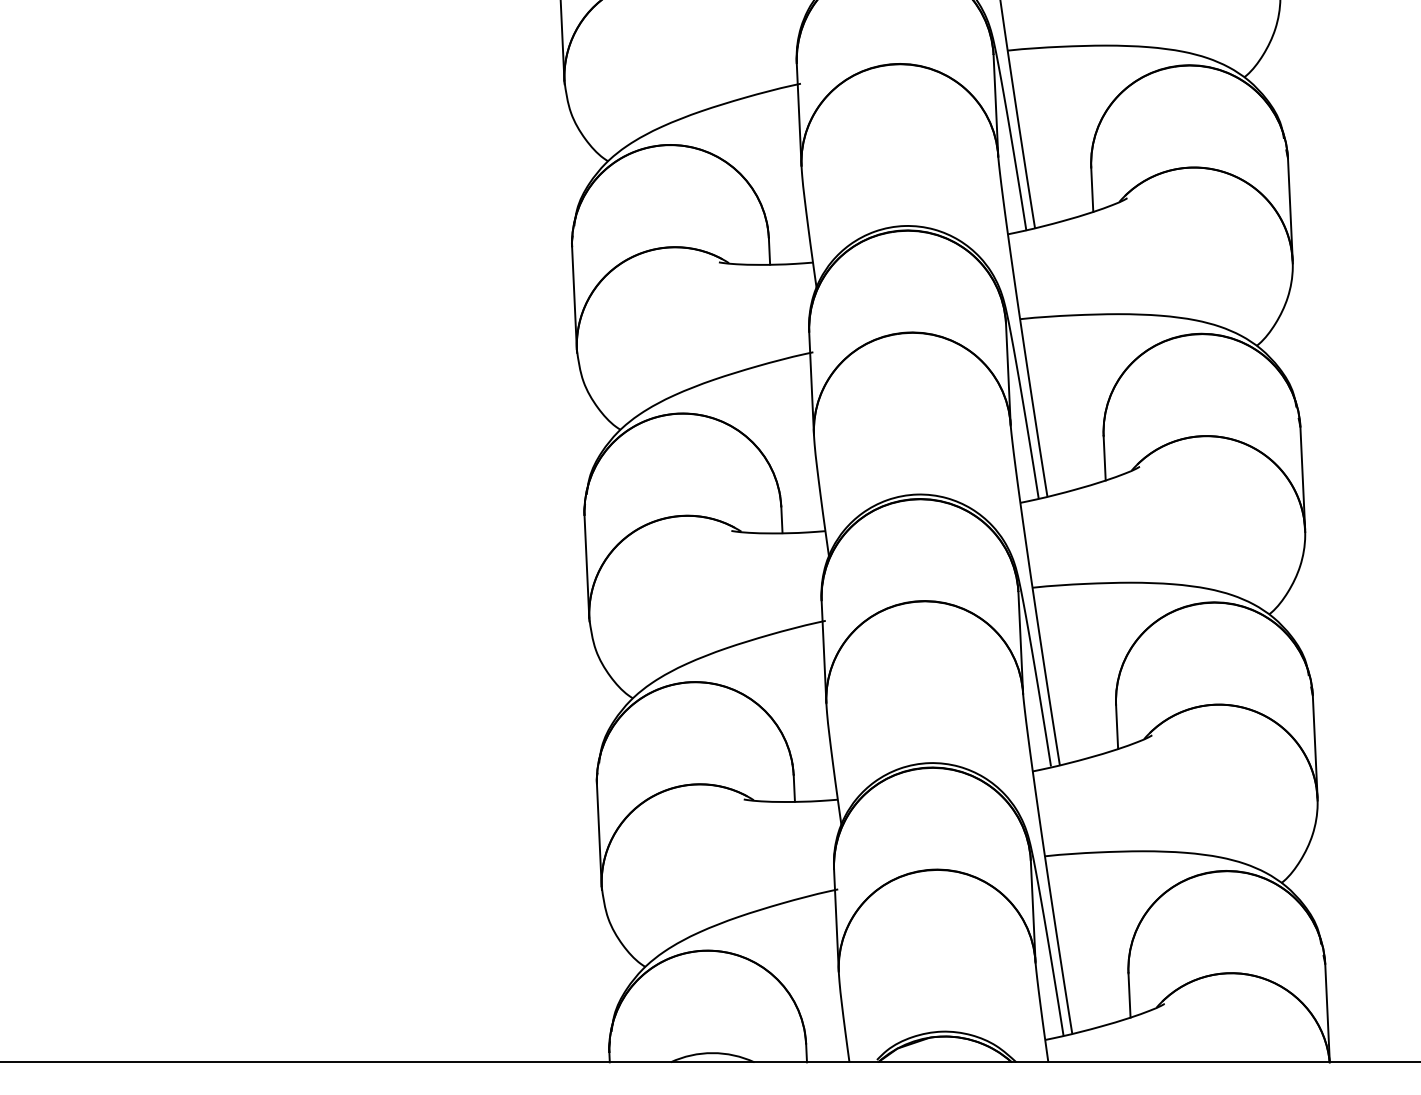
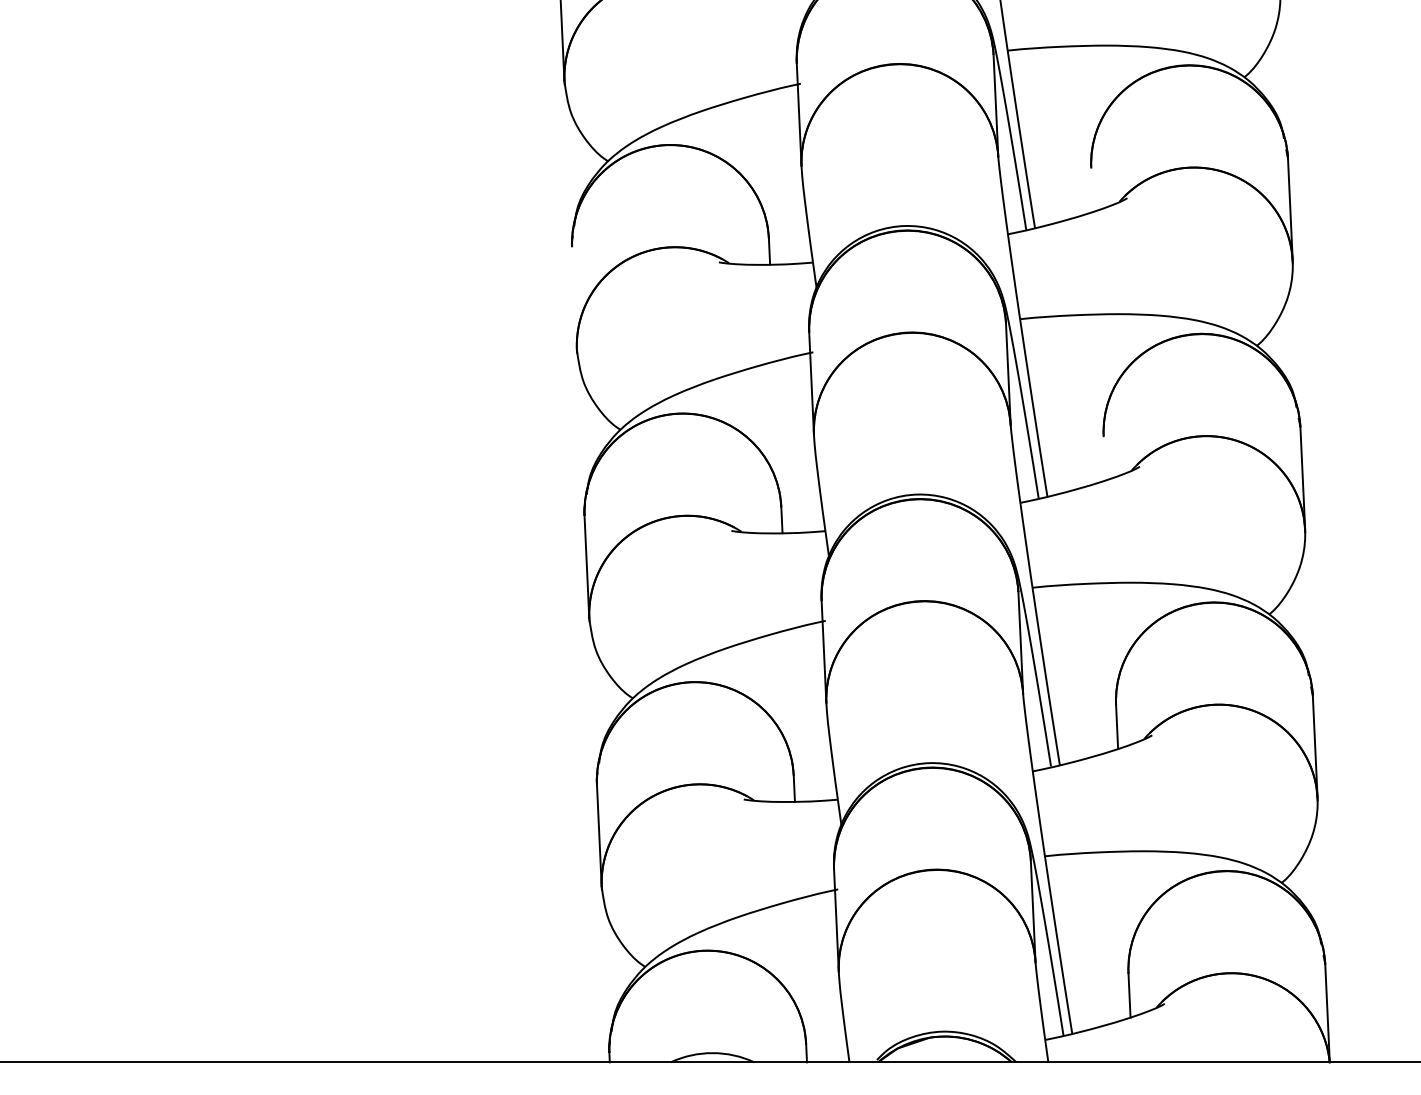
line: present -> none (1092, 189)
line: present -> none (574, 298)
line: present -> none (1104, 457)
